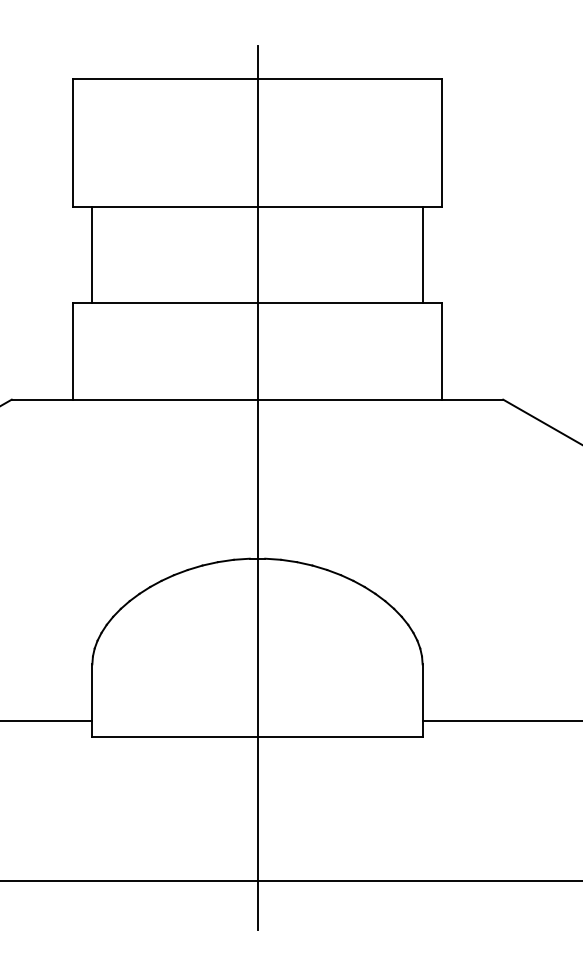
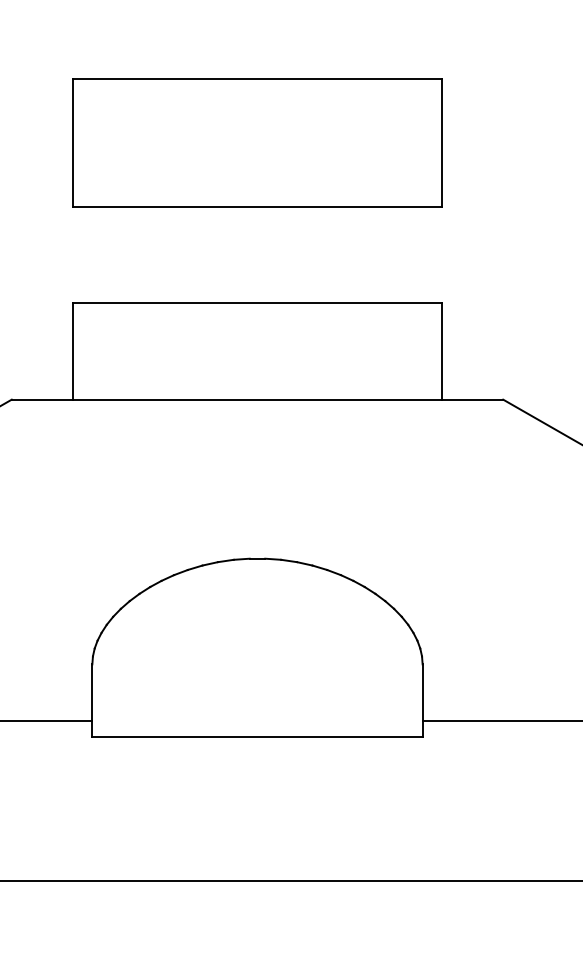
line: present -> none (91, 255)
line: present -> none (423, 255)
line: present -> none (257, 487)
